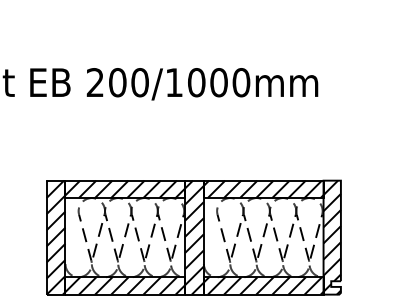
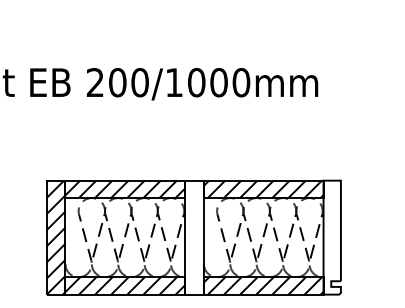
hatch: present -> none (194, 237)
hatch: present -> none (331, 237)
